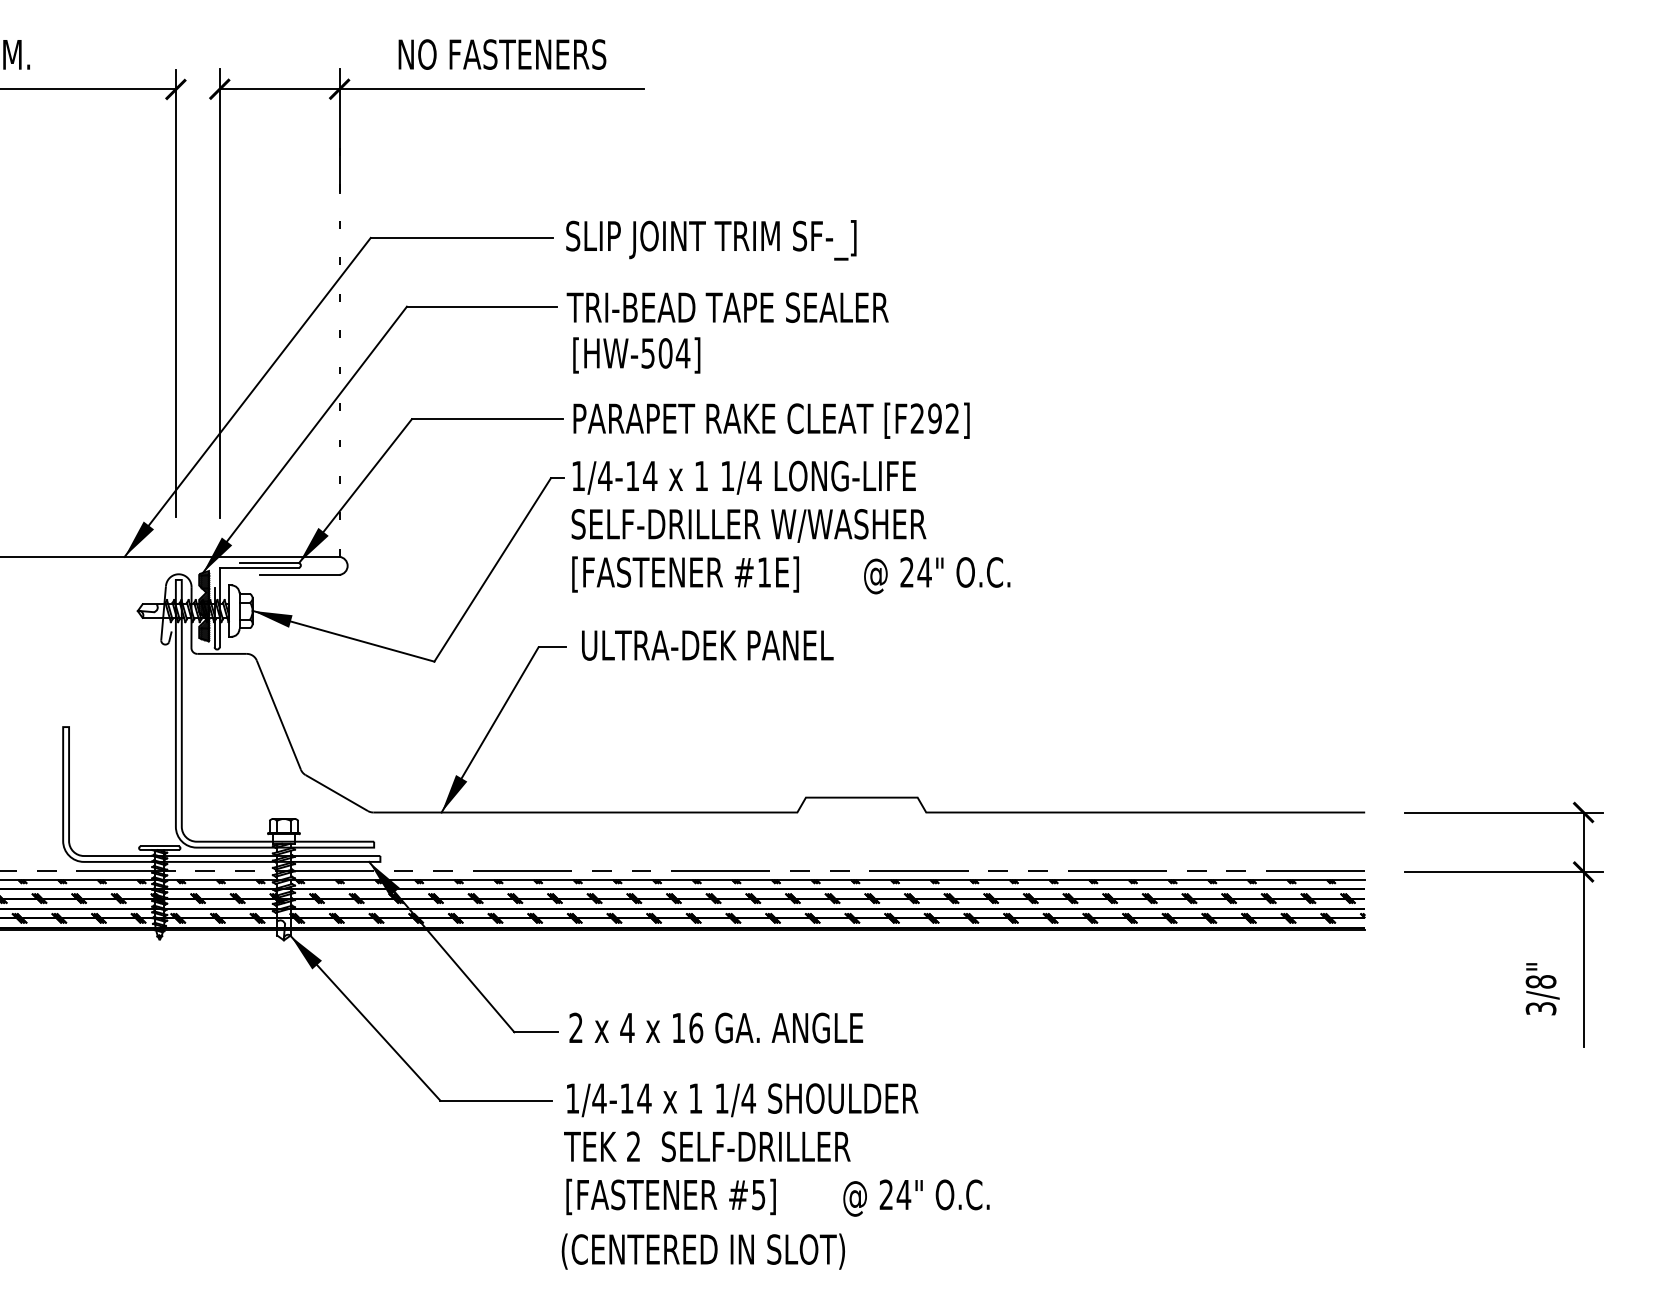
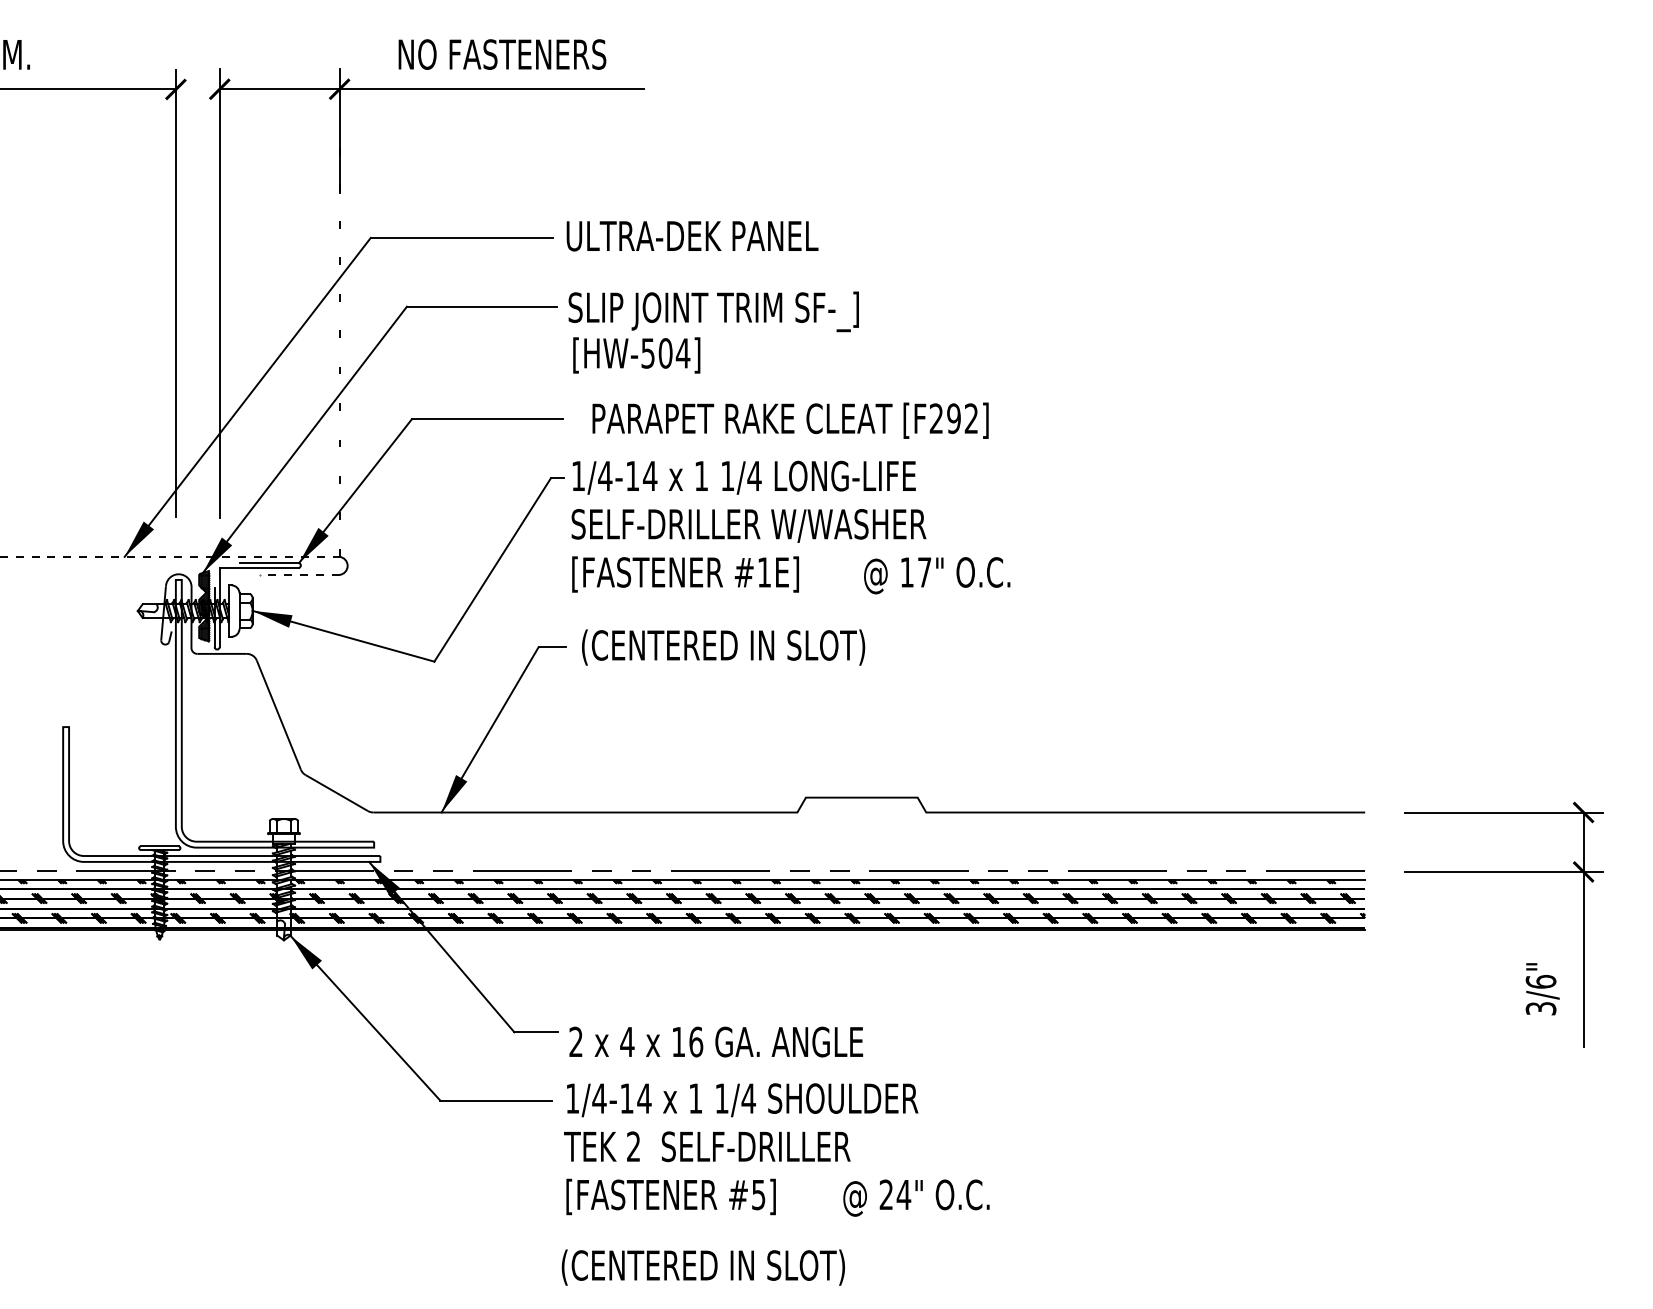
text: SLIP JOINT TRIM SF-_] -> ULTRA-DEK PANEL (711, 240)
text: TRI-BEAD TAPE SEALER -> SLIP JOINT TRIM SF-_] (727, 311)
text position: (771, 420) -> (790, 420) (790, 420)
line: solid -> dashed (170, 556)
text: 24" -> 17" (915, 572)
line: solid -> dashed (299, 574)
text: ULTRA-DEK PANEL -> (CENTERED IN SLOT) (723, 647)
text: 3/8" -> 3/6" (1540, 981)
text position: (716, 1027) -> (716, 1041) (716, 1041)
text position: (702, 1251) -> (702, 1267) (702, 1267)
